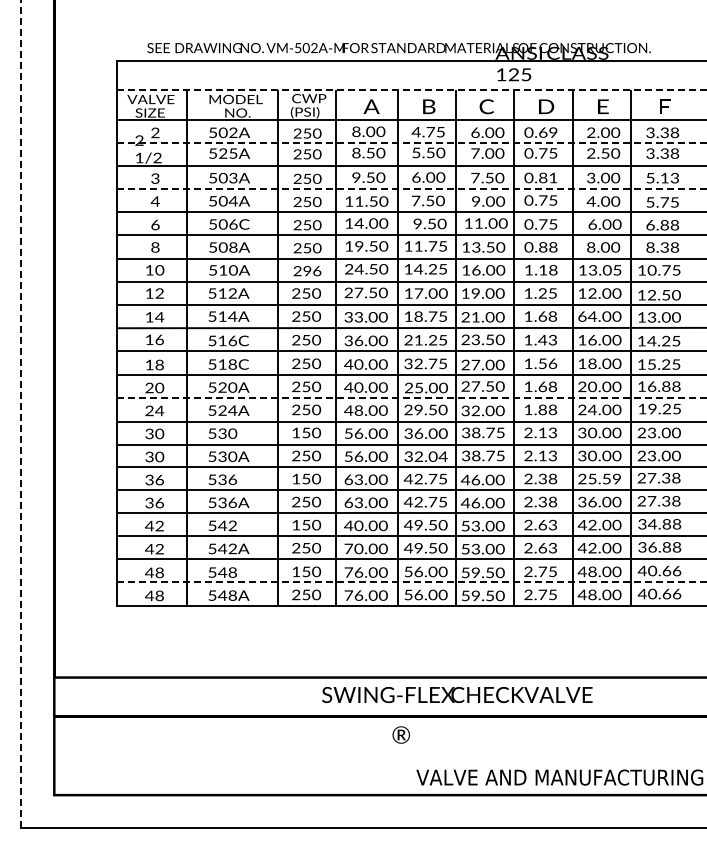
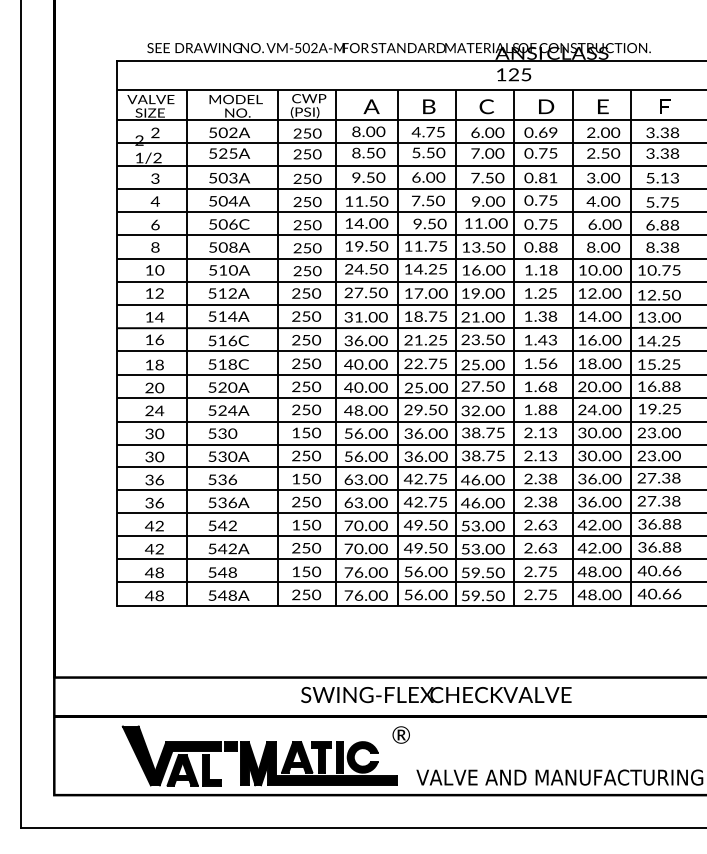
line: dashed -> solid (412, 89)
line: dashed -> solid (412, 143)
line: dashed -> solid (412, 189)
text: 13.05 -> 10.00 (604, 270)
text: 296 -> 250 (312, 271)
text: 1.68 -> 1.38 (542, 316)
text: 64.00 -> 14.00 (582, 316)
text: 33.00 -> 31.00 (358, 317)
text: 27.00 -> 25.00 (475, 364)
text: 32.75 -> 22.75 (408, 365)
line: dashed -> solid (412, 397)
line: dashed -> solid (21, 414)
text: 32.04 -> 36.00 (430, 456)
text: 25.59 -> 36.00 (599, 478)
text: 34.88 -> 36.88 (652, 524)
text: 40.00 -> 70.00 (348, 525)
line: dashed -> solid (412, 582)
text position: (457, 695) -> (436, 695) (436, 695)
part: none -> present (259, 755)
